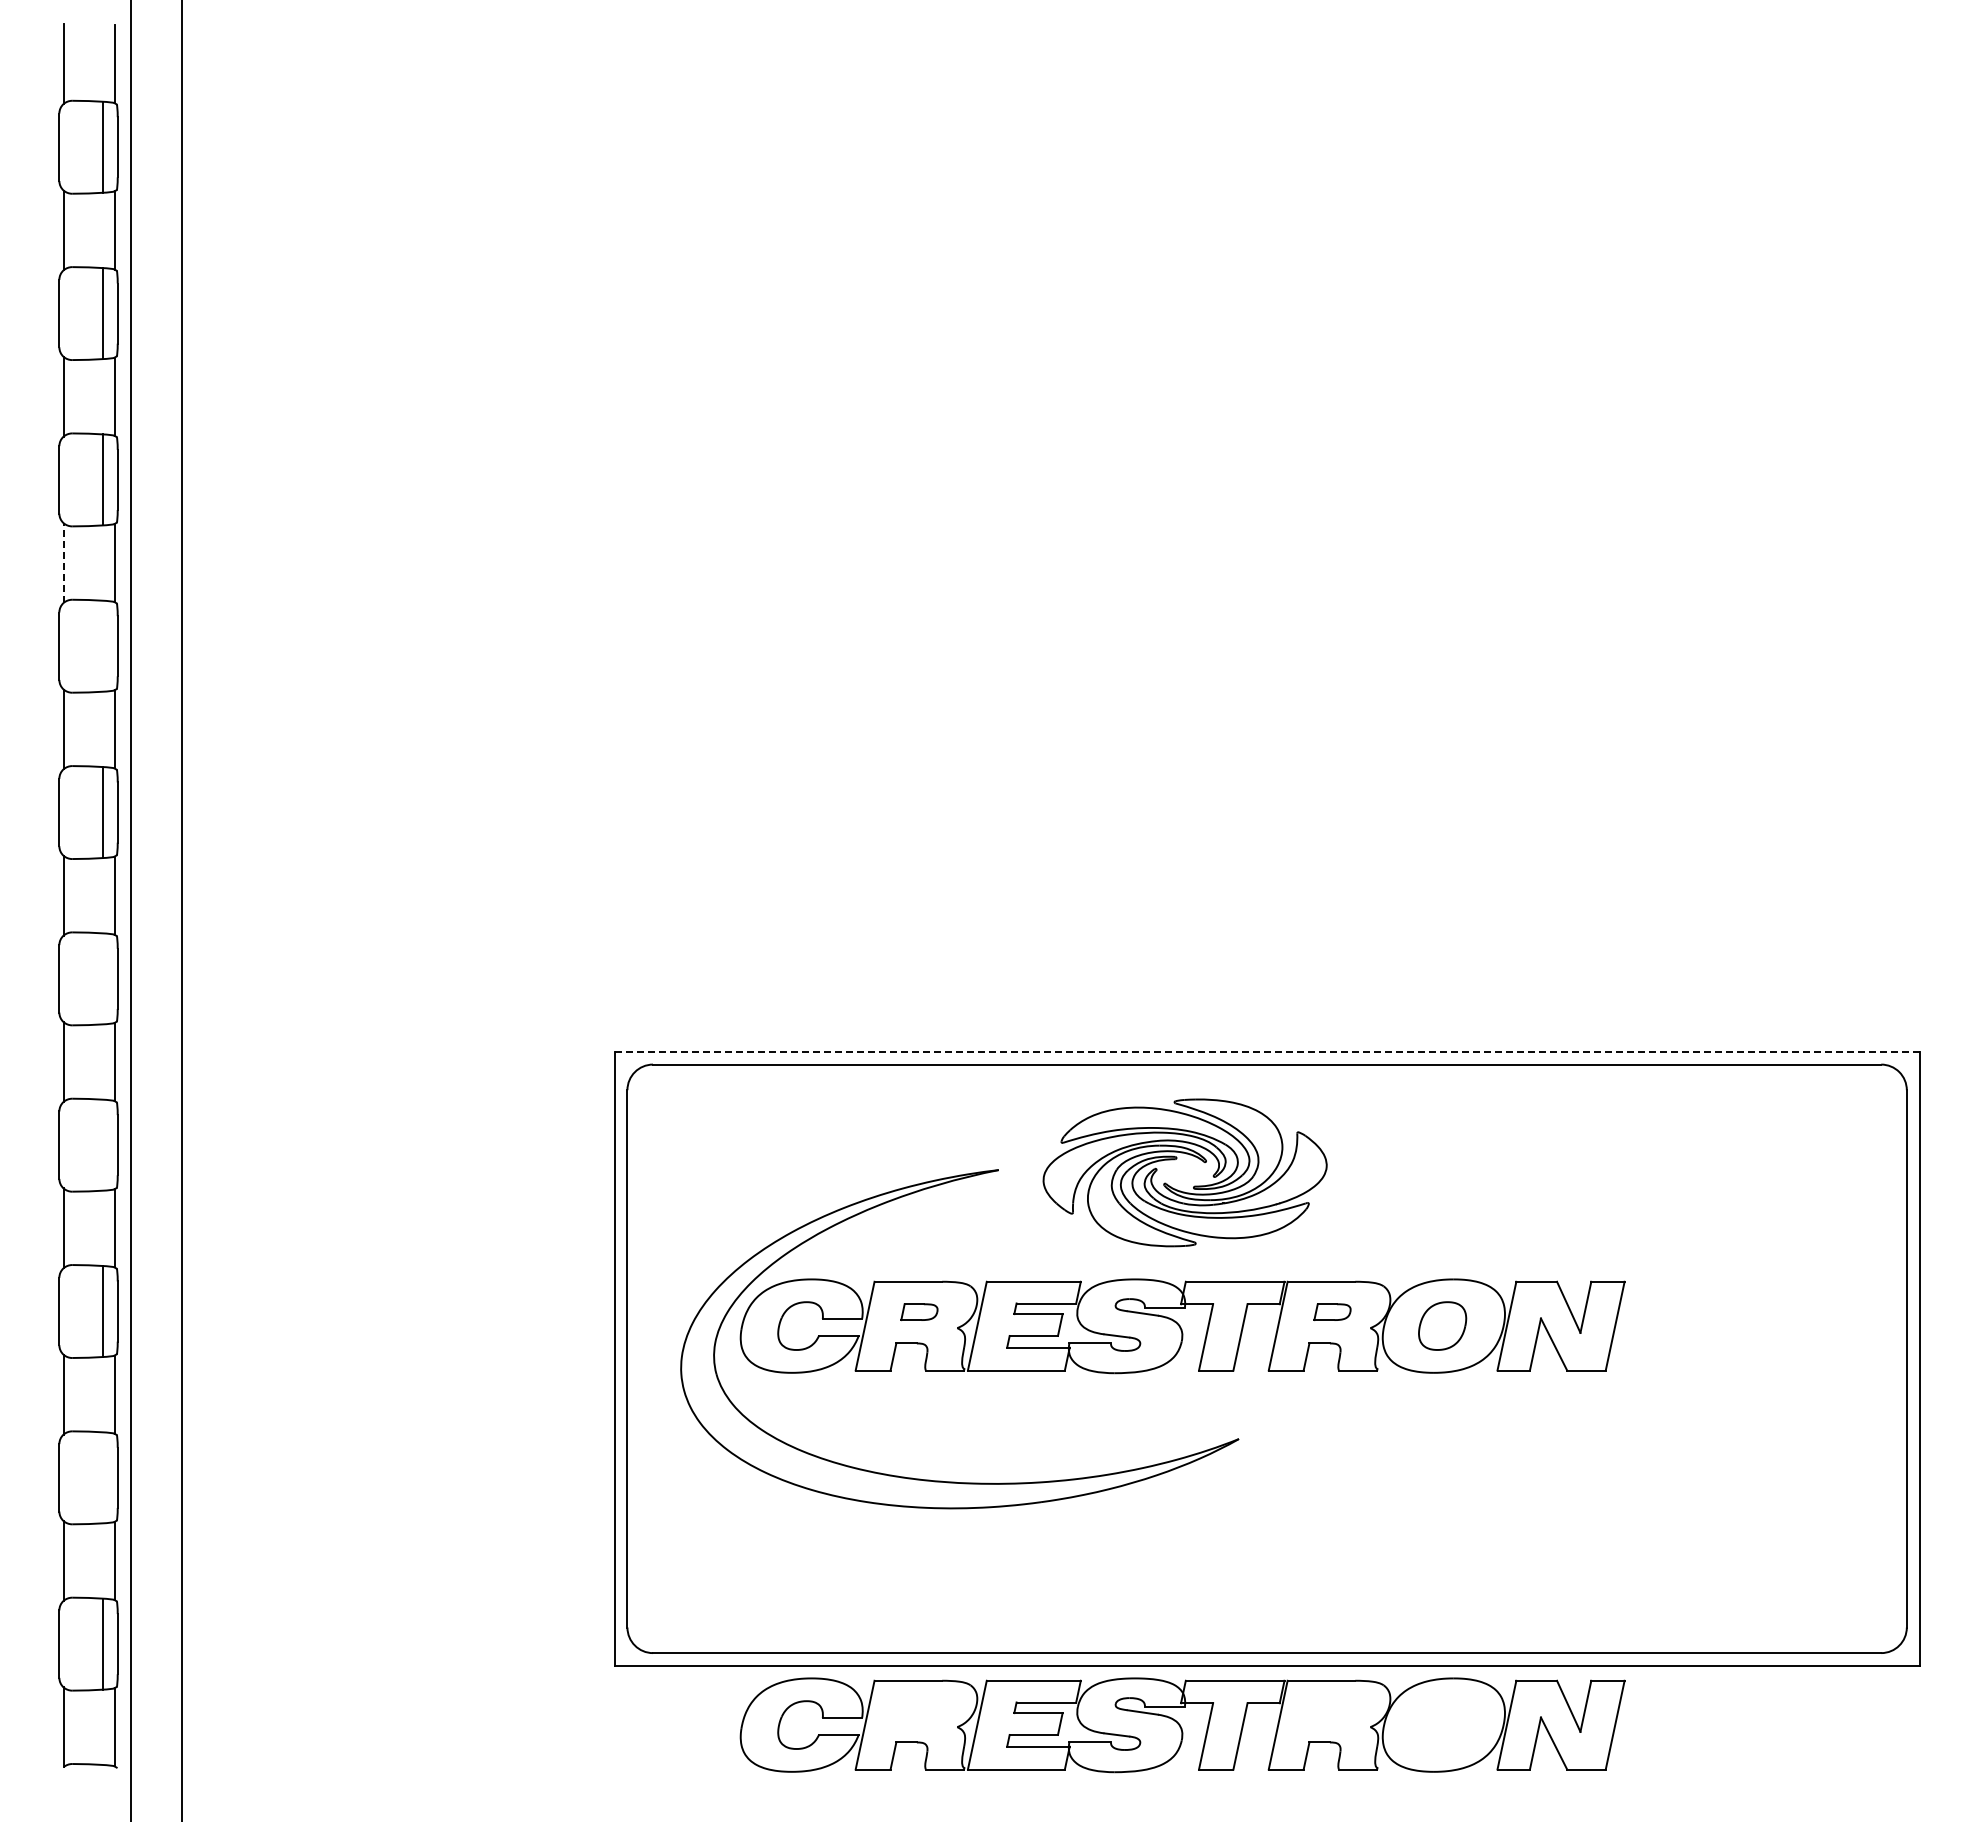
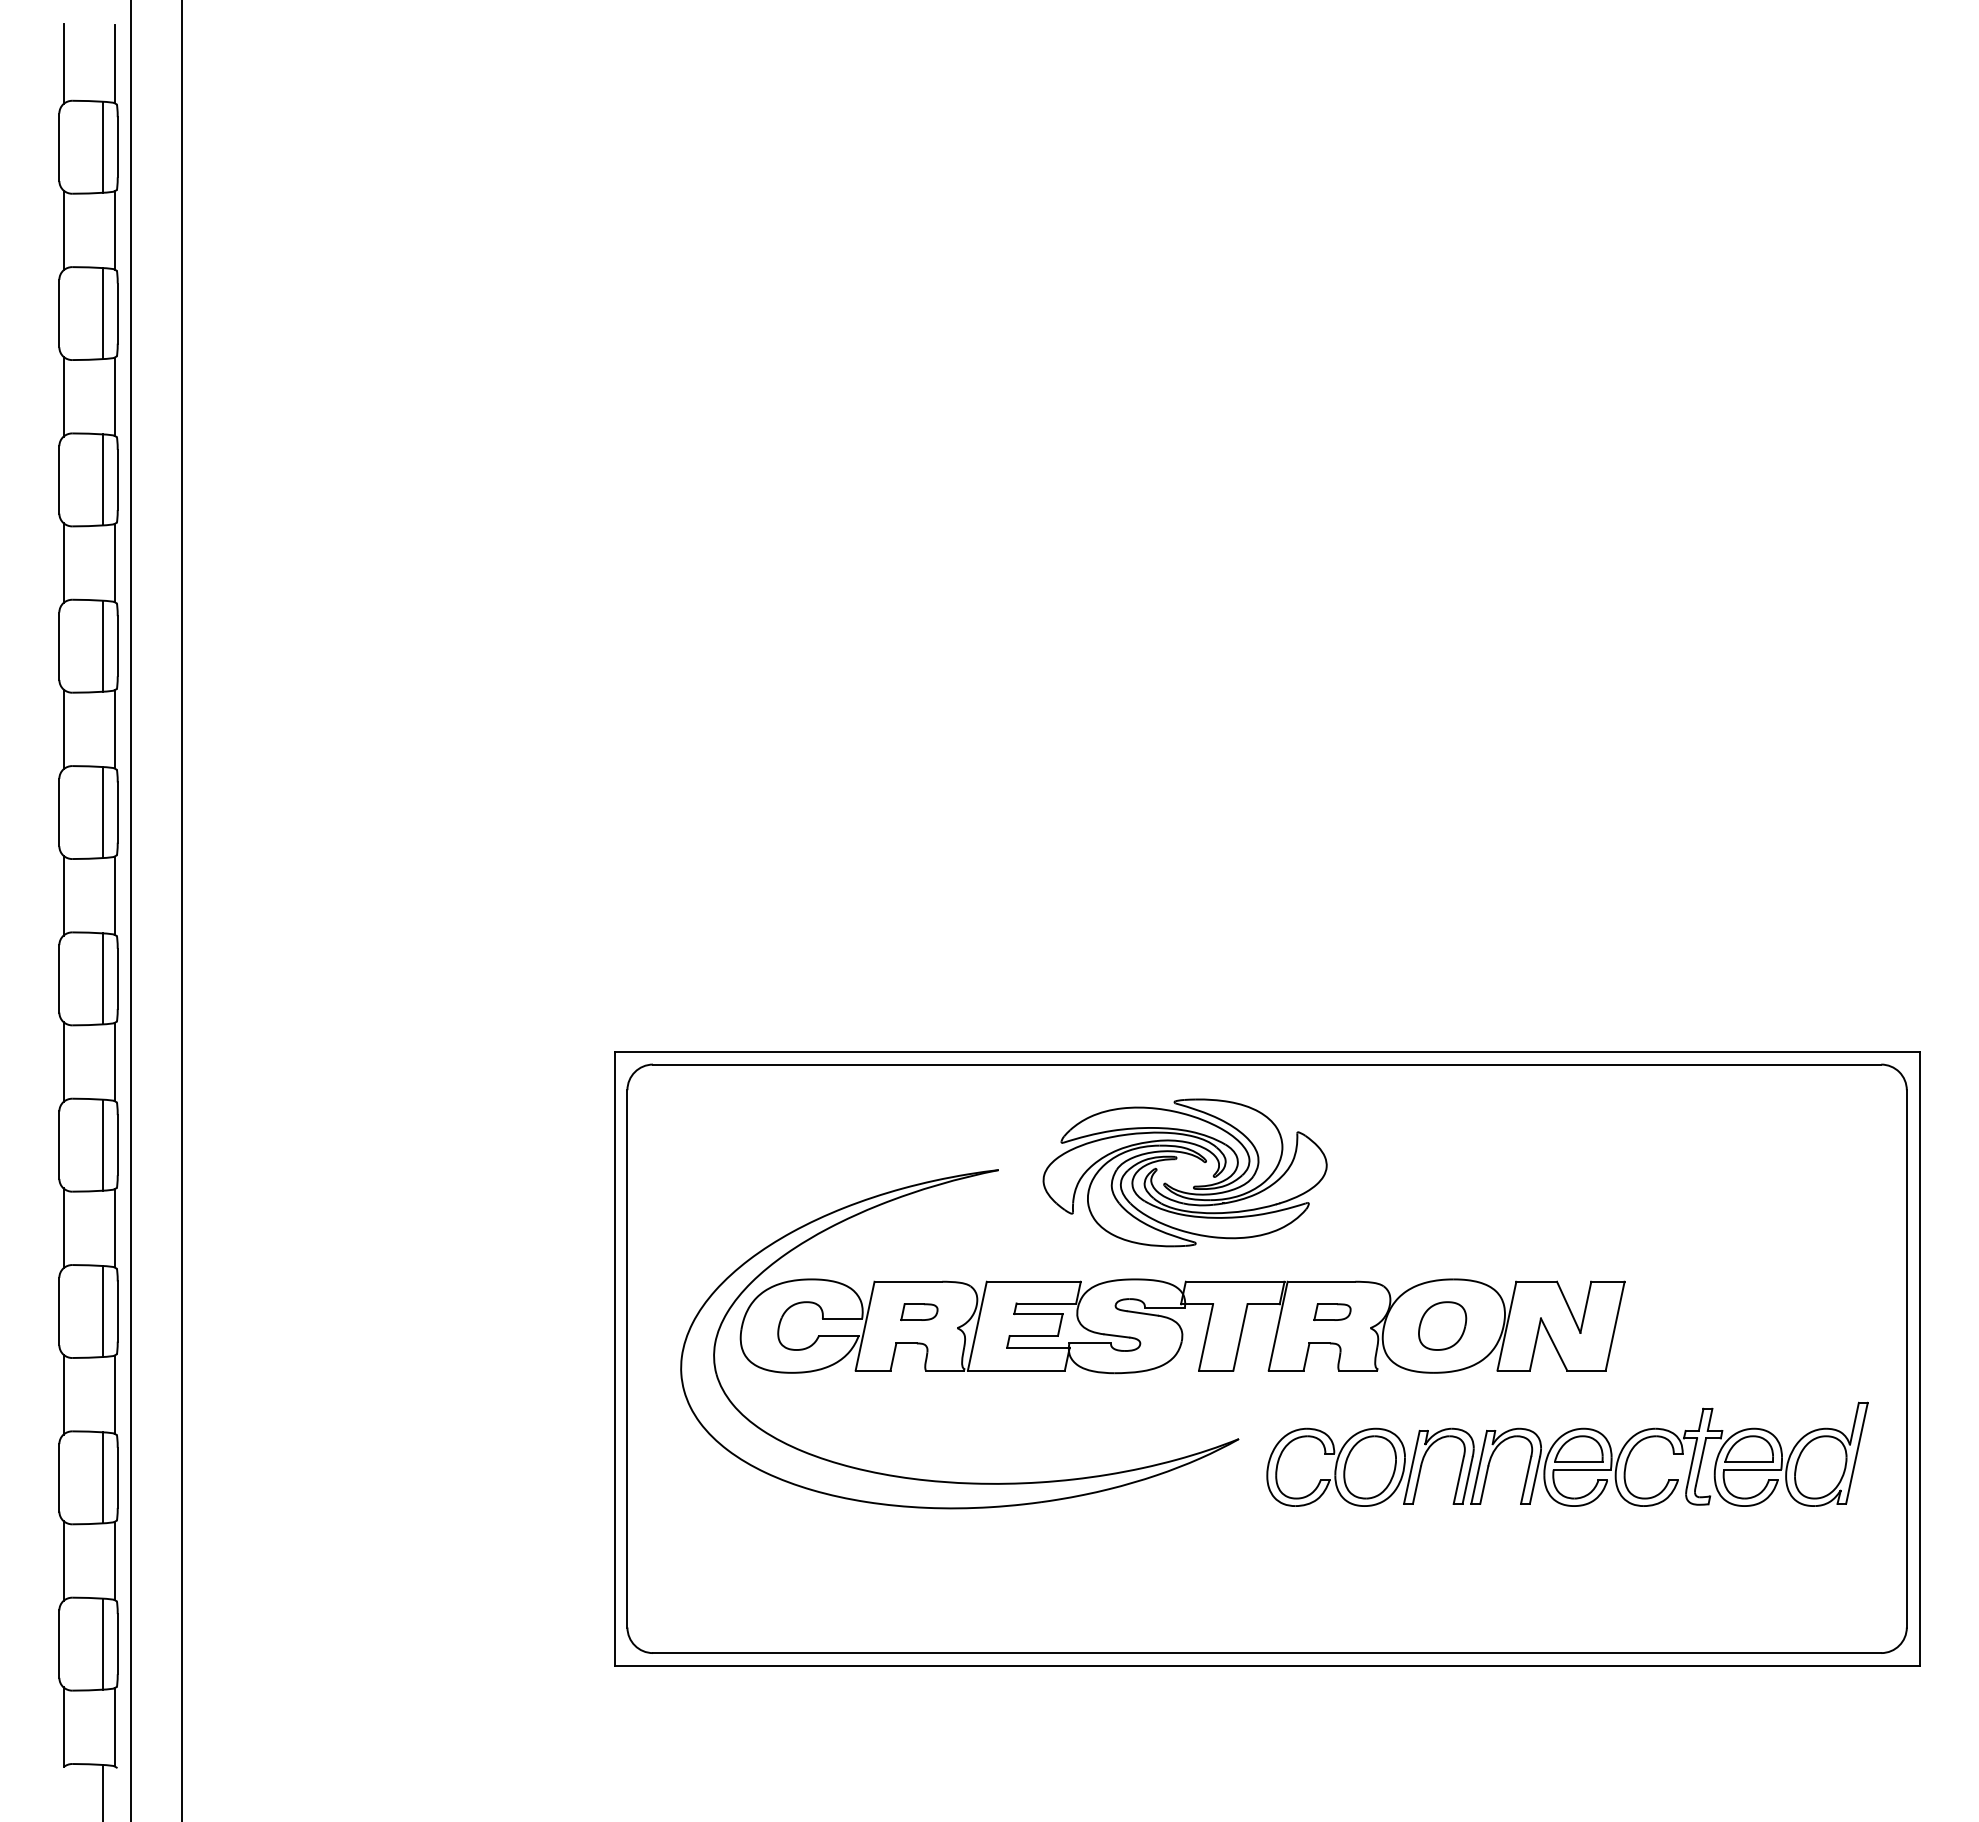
line: dashed -> solid (63, 563)
line: none -> present (103, 645)
line: none -> present (103, 978)
line: dashed -> solid (1266, 1051)
line: none -> present (103, 1144)
part: none -> present (1567, 1453)
line: none -> present (103, 1477)
part: present -> none (1182, 1725)
line: none -> present (103, 1791)
